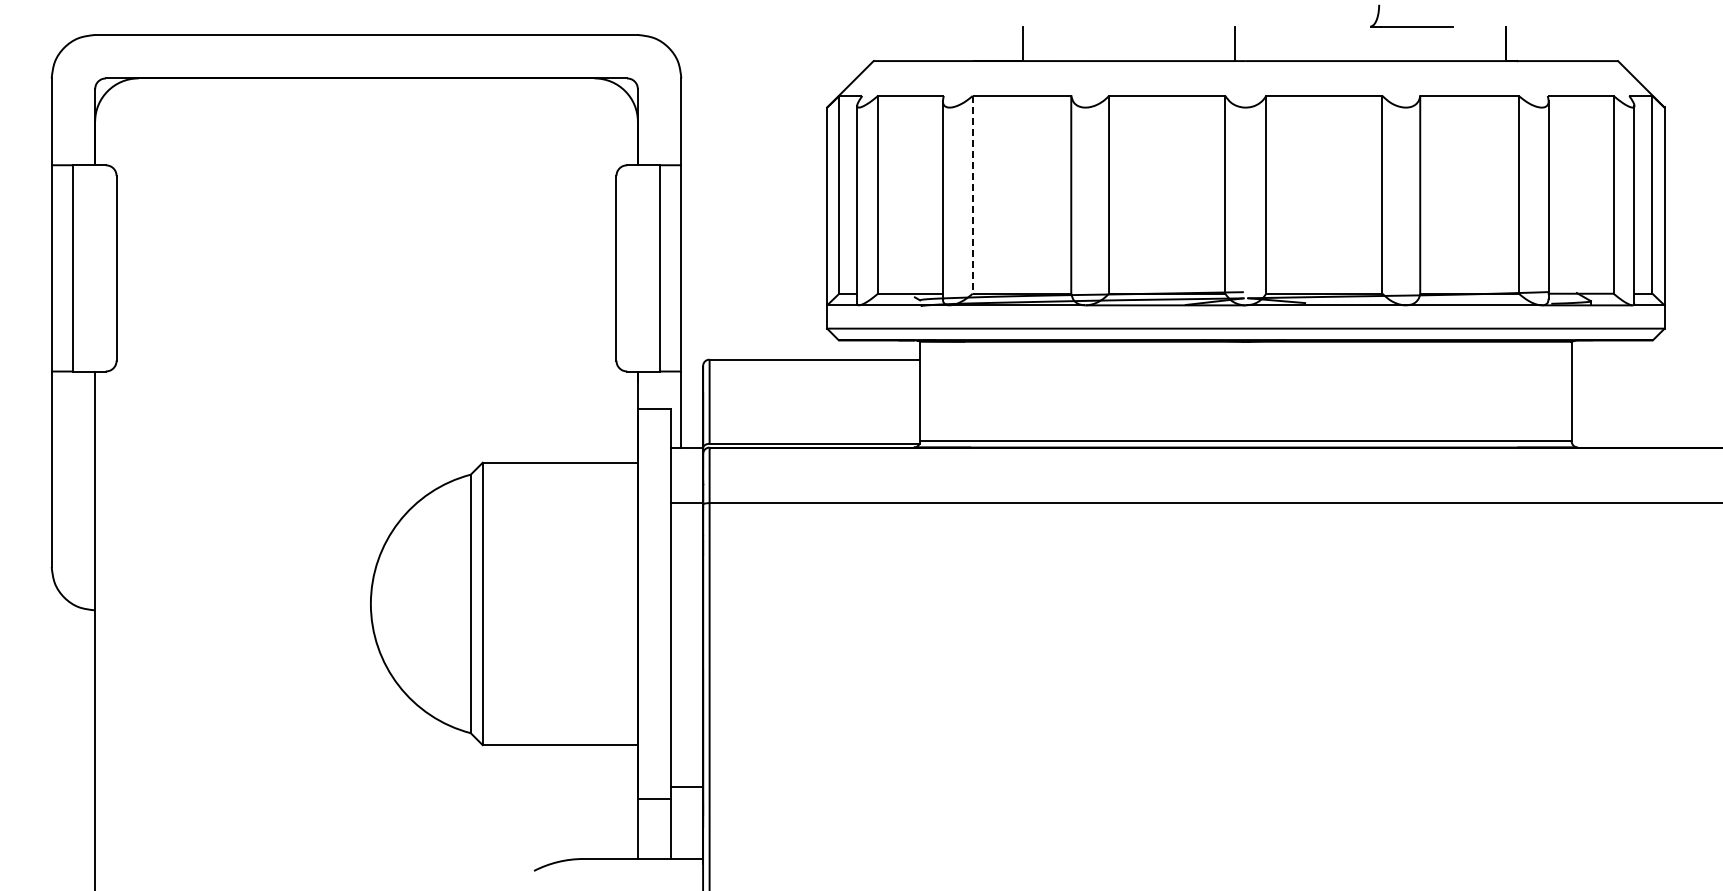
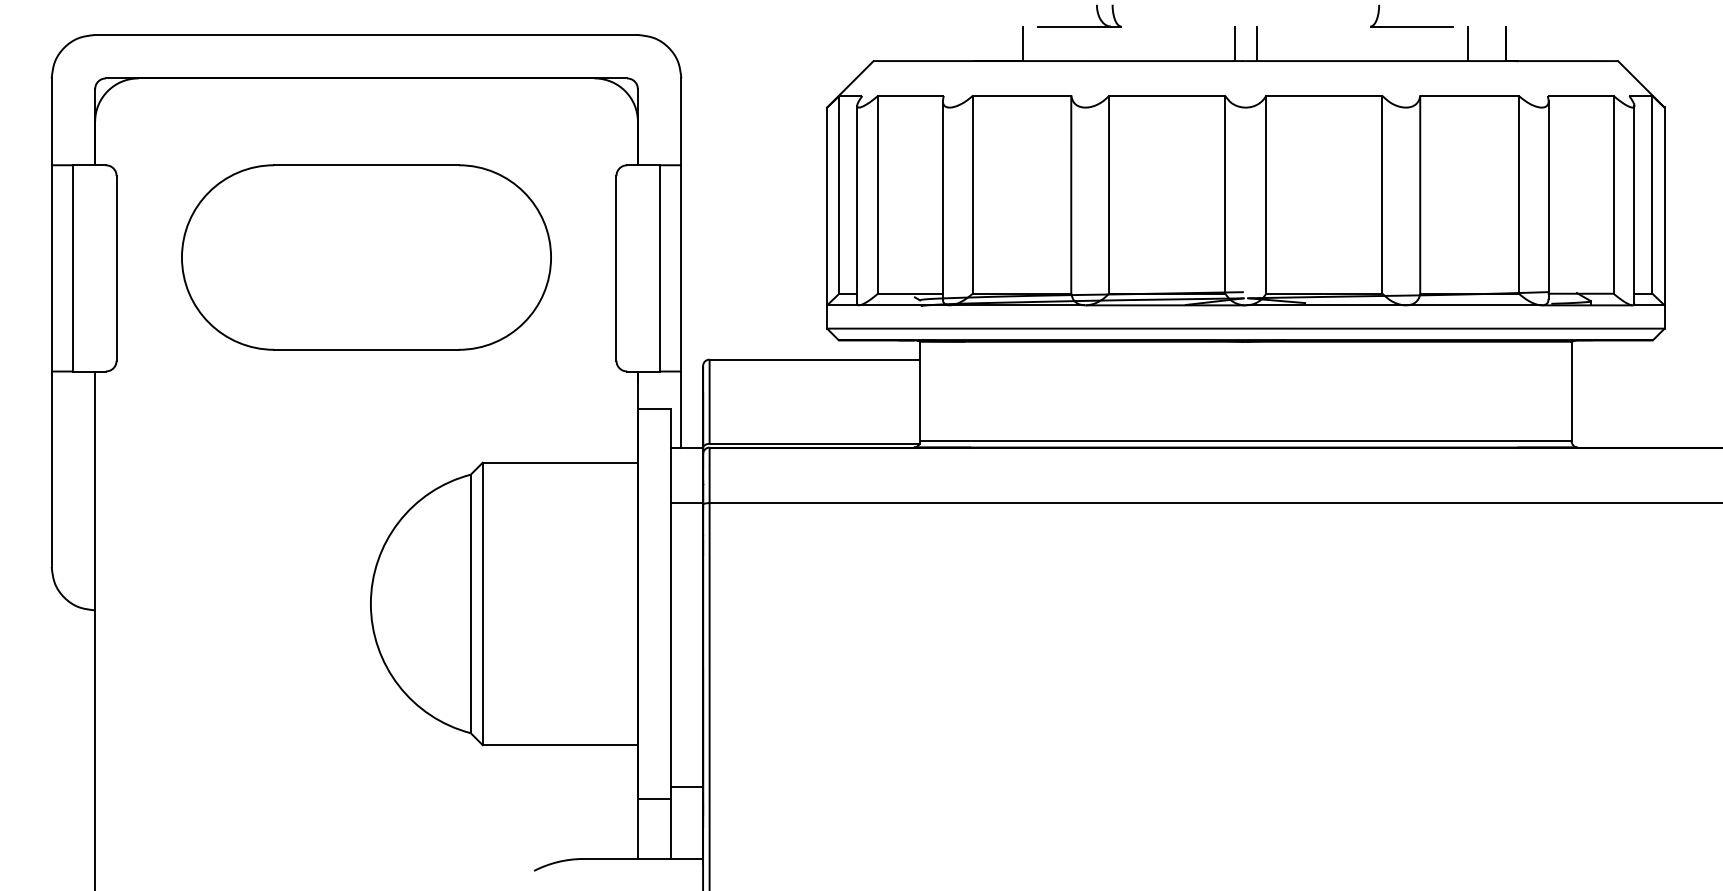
part: none -> present (1079, 26)
line: none -> present (1256, 43)
line: none -> present (1468, 43)
line: dashed -> solid (972, 194)
part: none -> present (366, 257)
